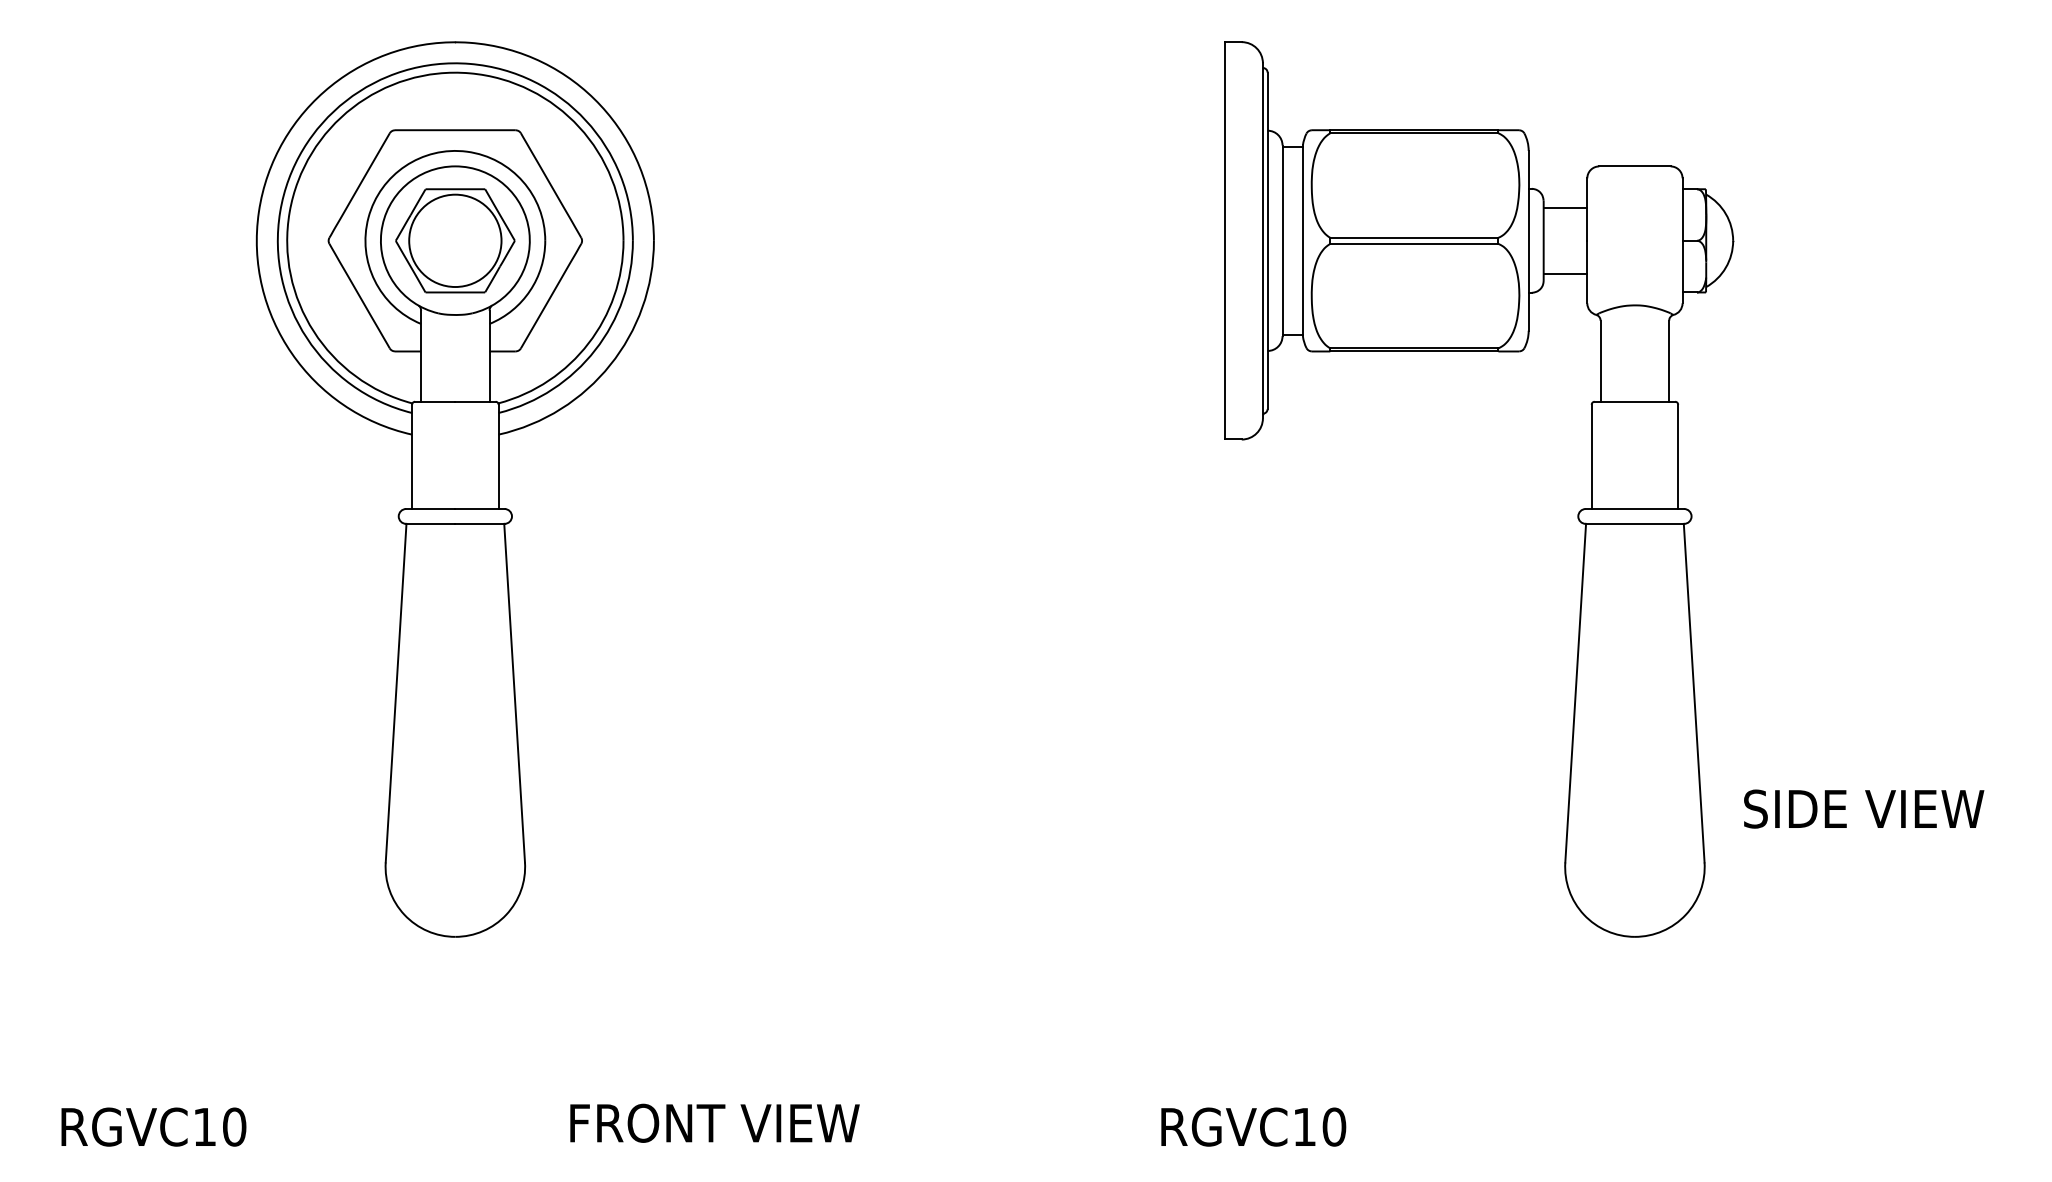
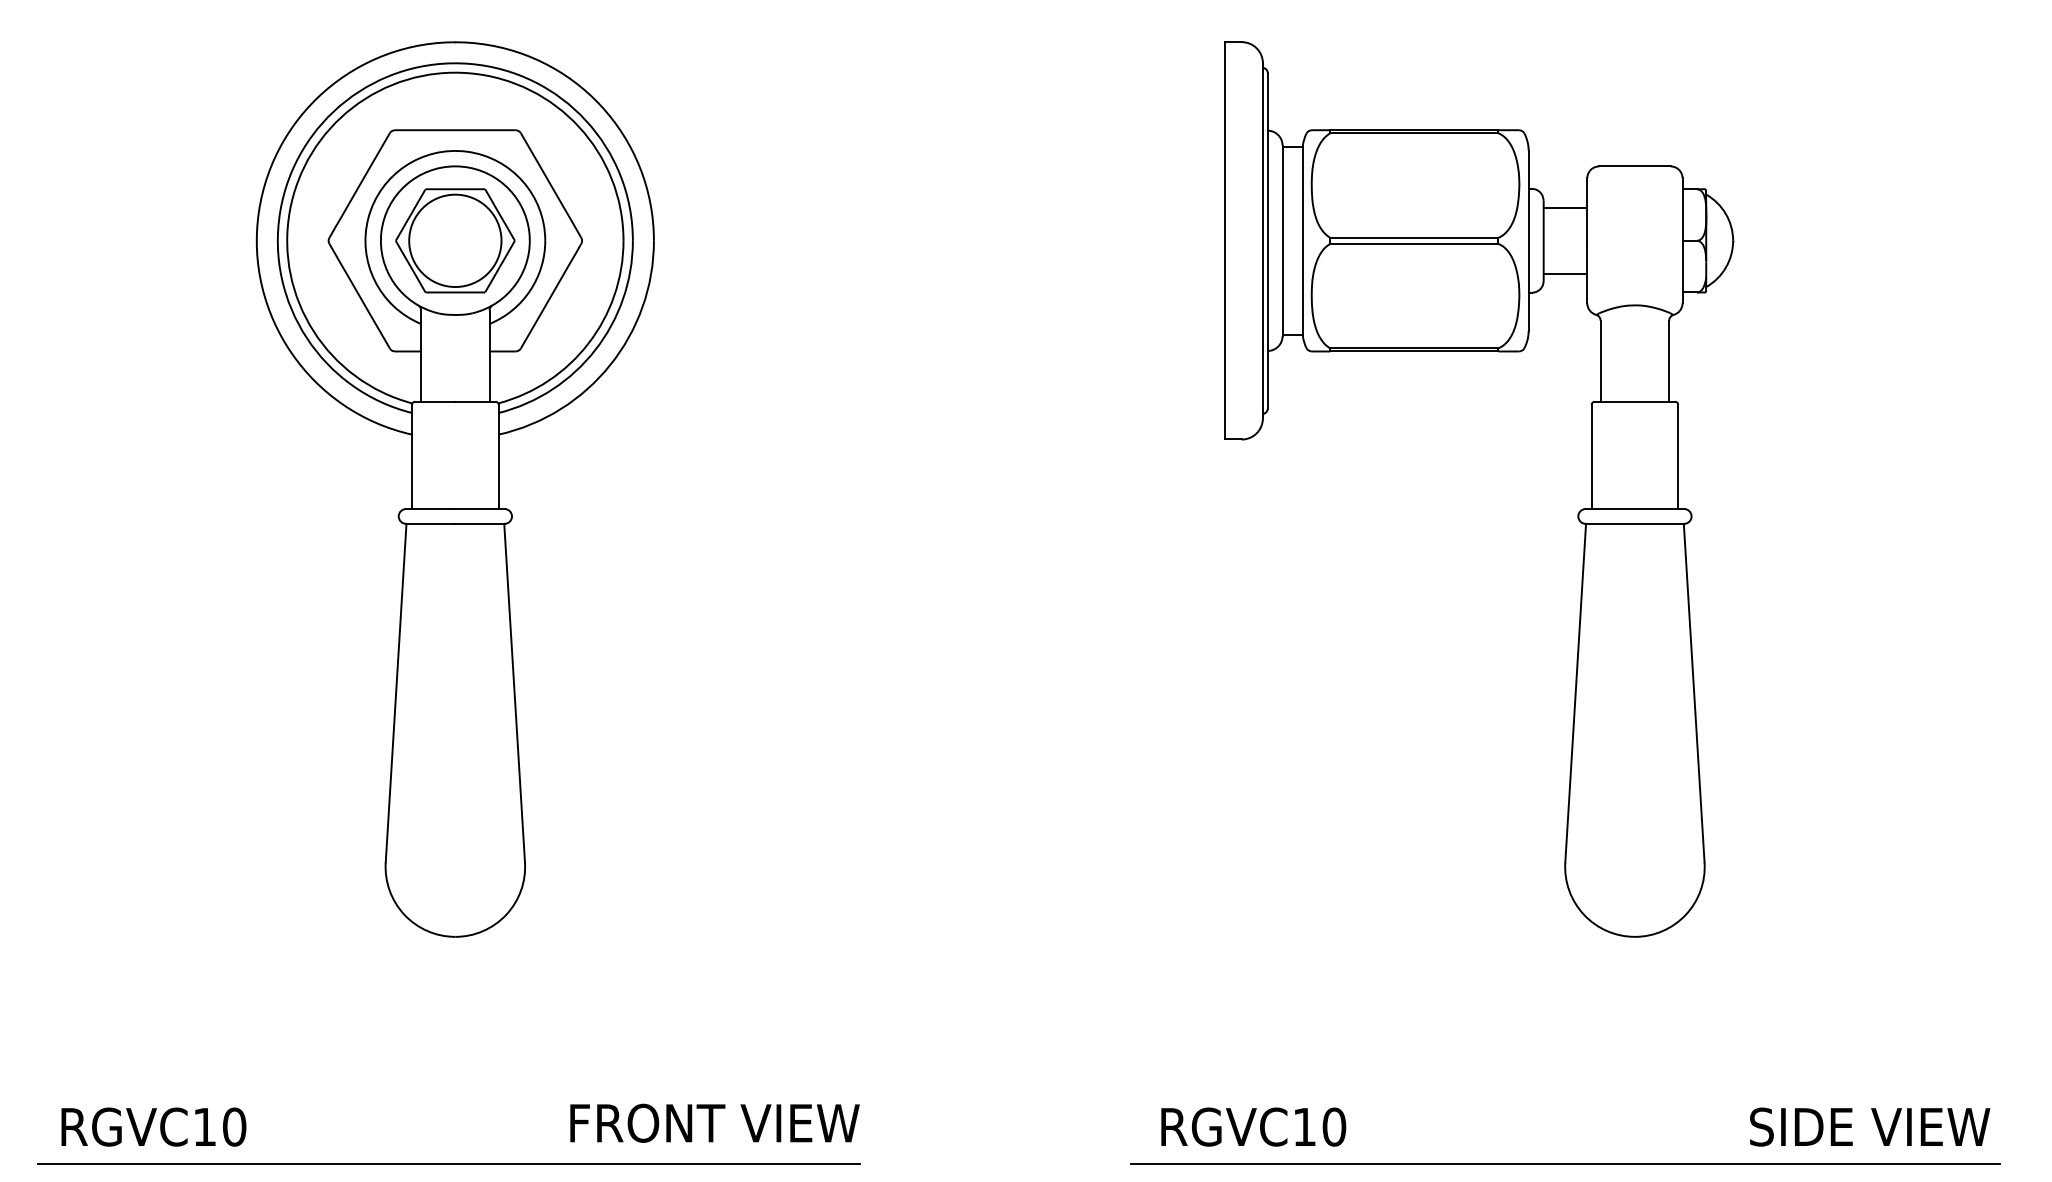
text position: (1864, 808) -> (1870, 1126) (1870, 1126)
line: none -> present (448, 1163)
line: none -> present (1565, 1163)
